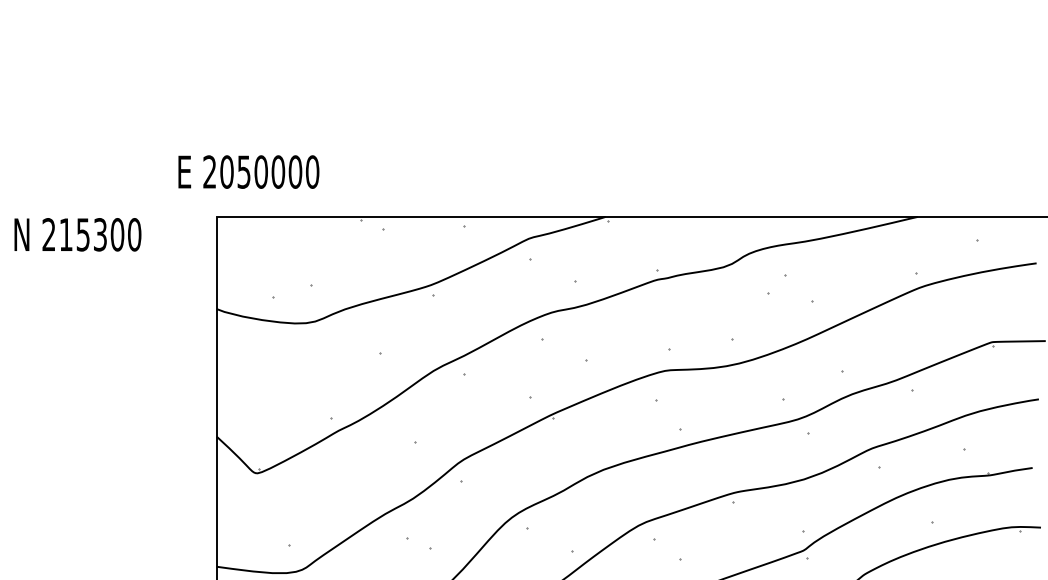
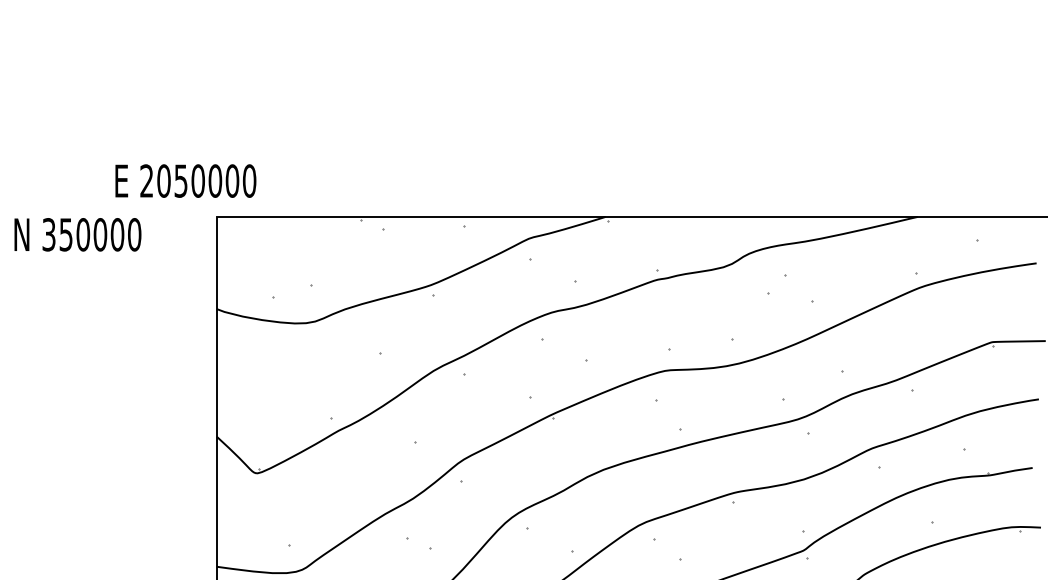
text position: (248, 171) -> (185, 180) (185, 180)
text: 215300 -> 350000 (74, 234)
